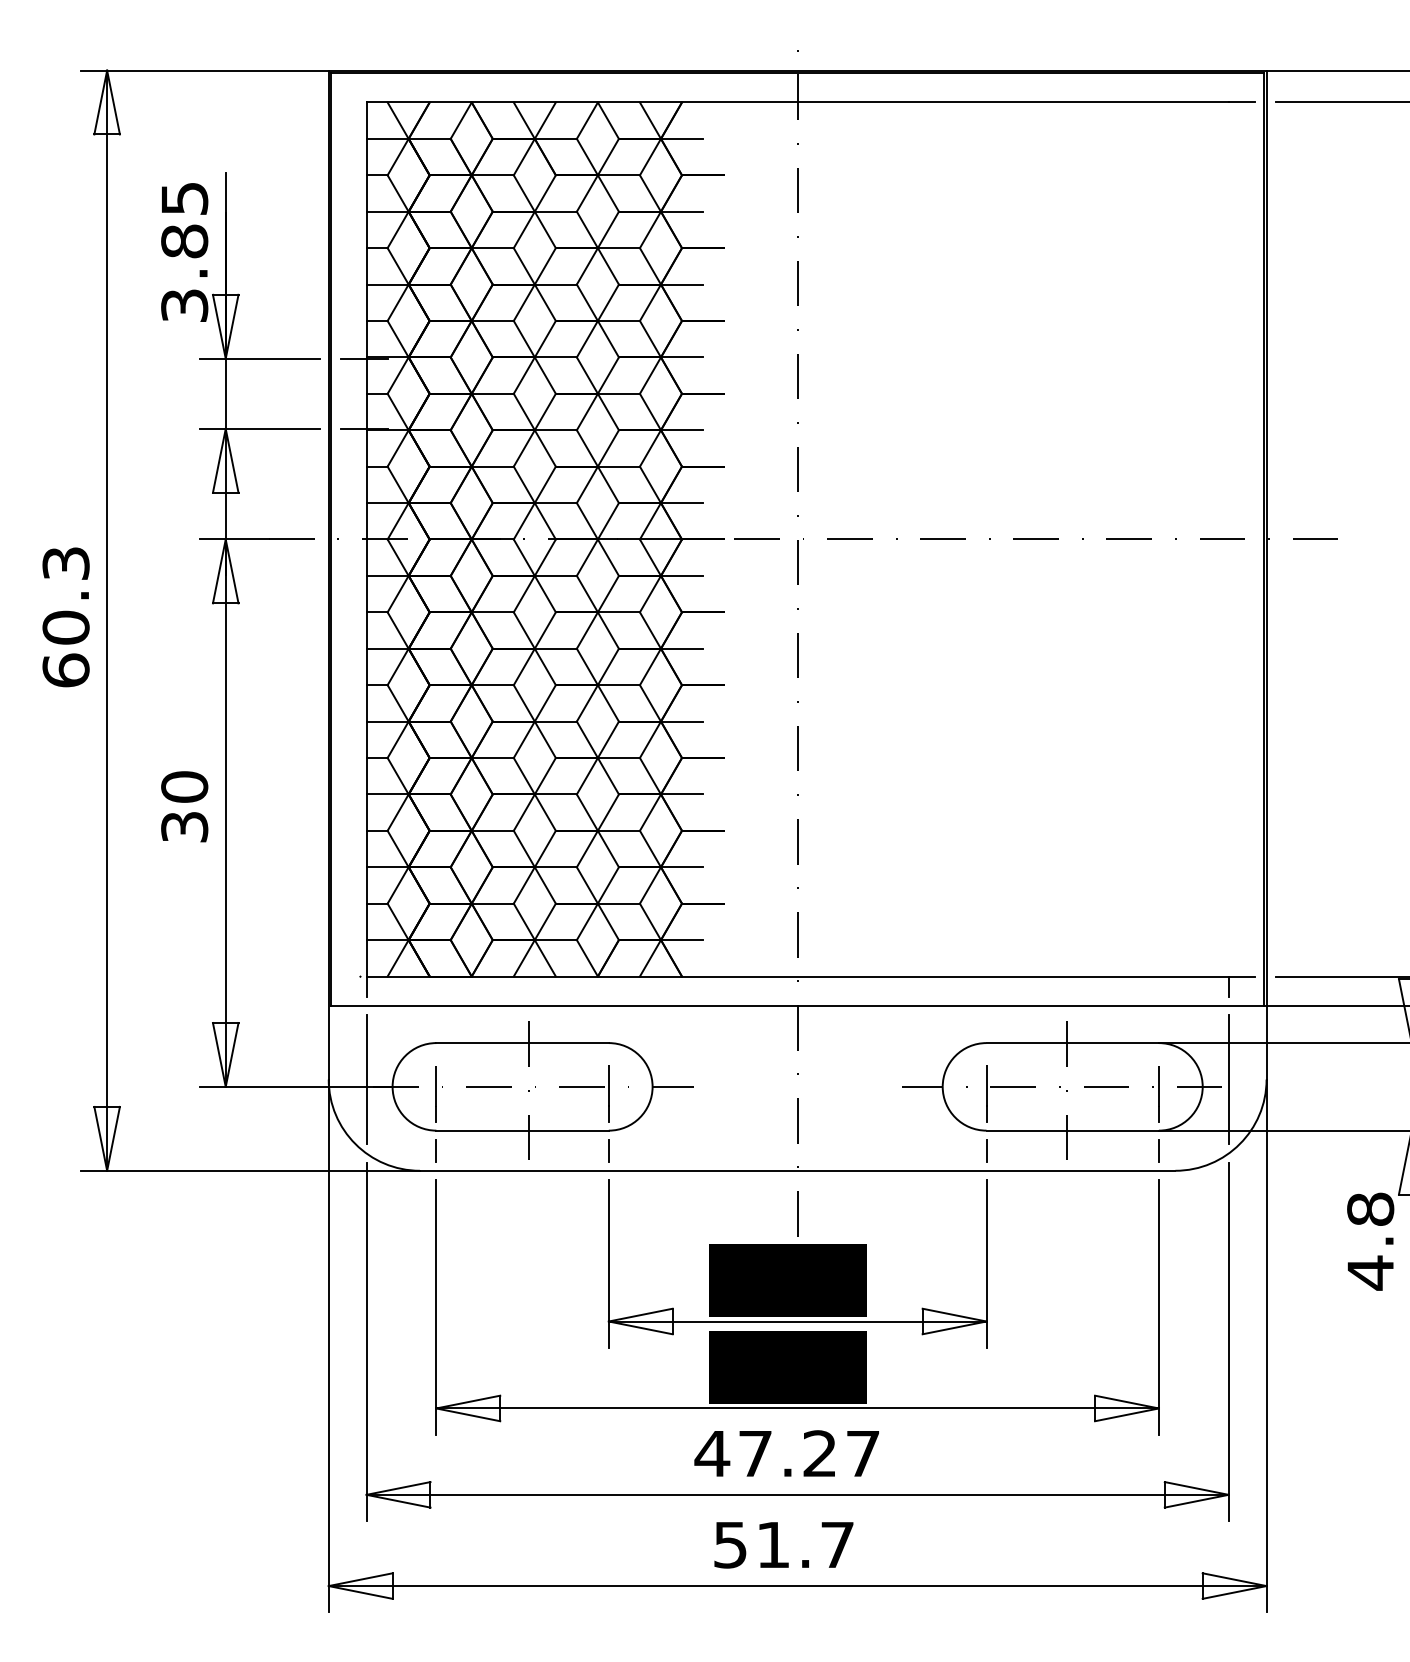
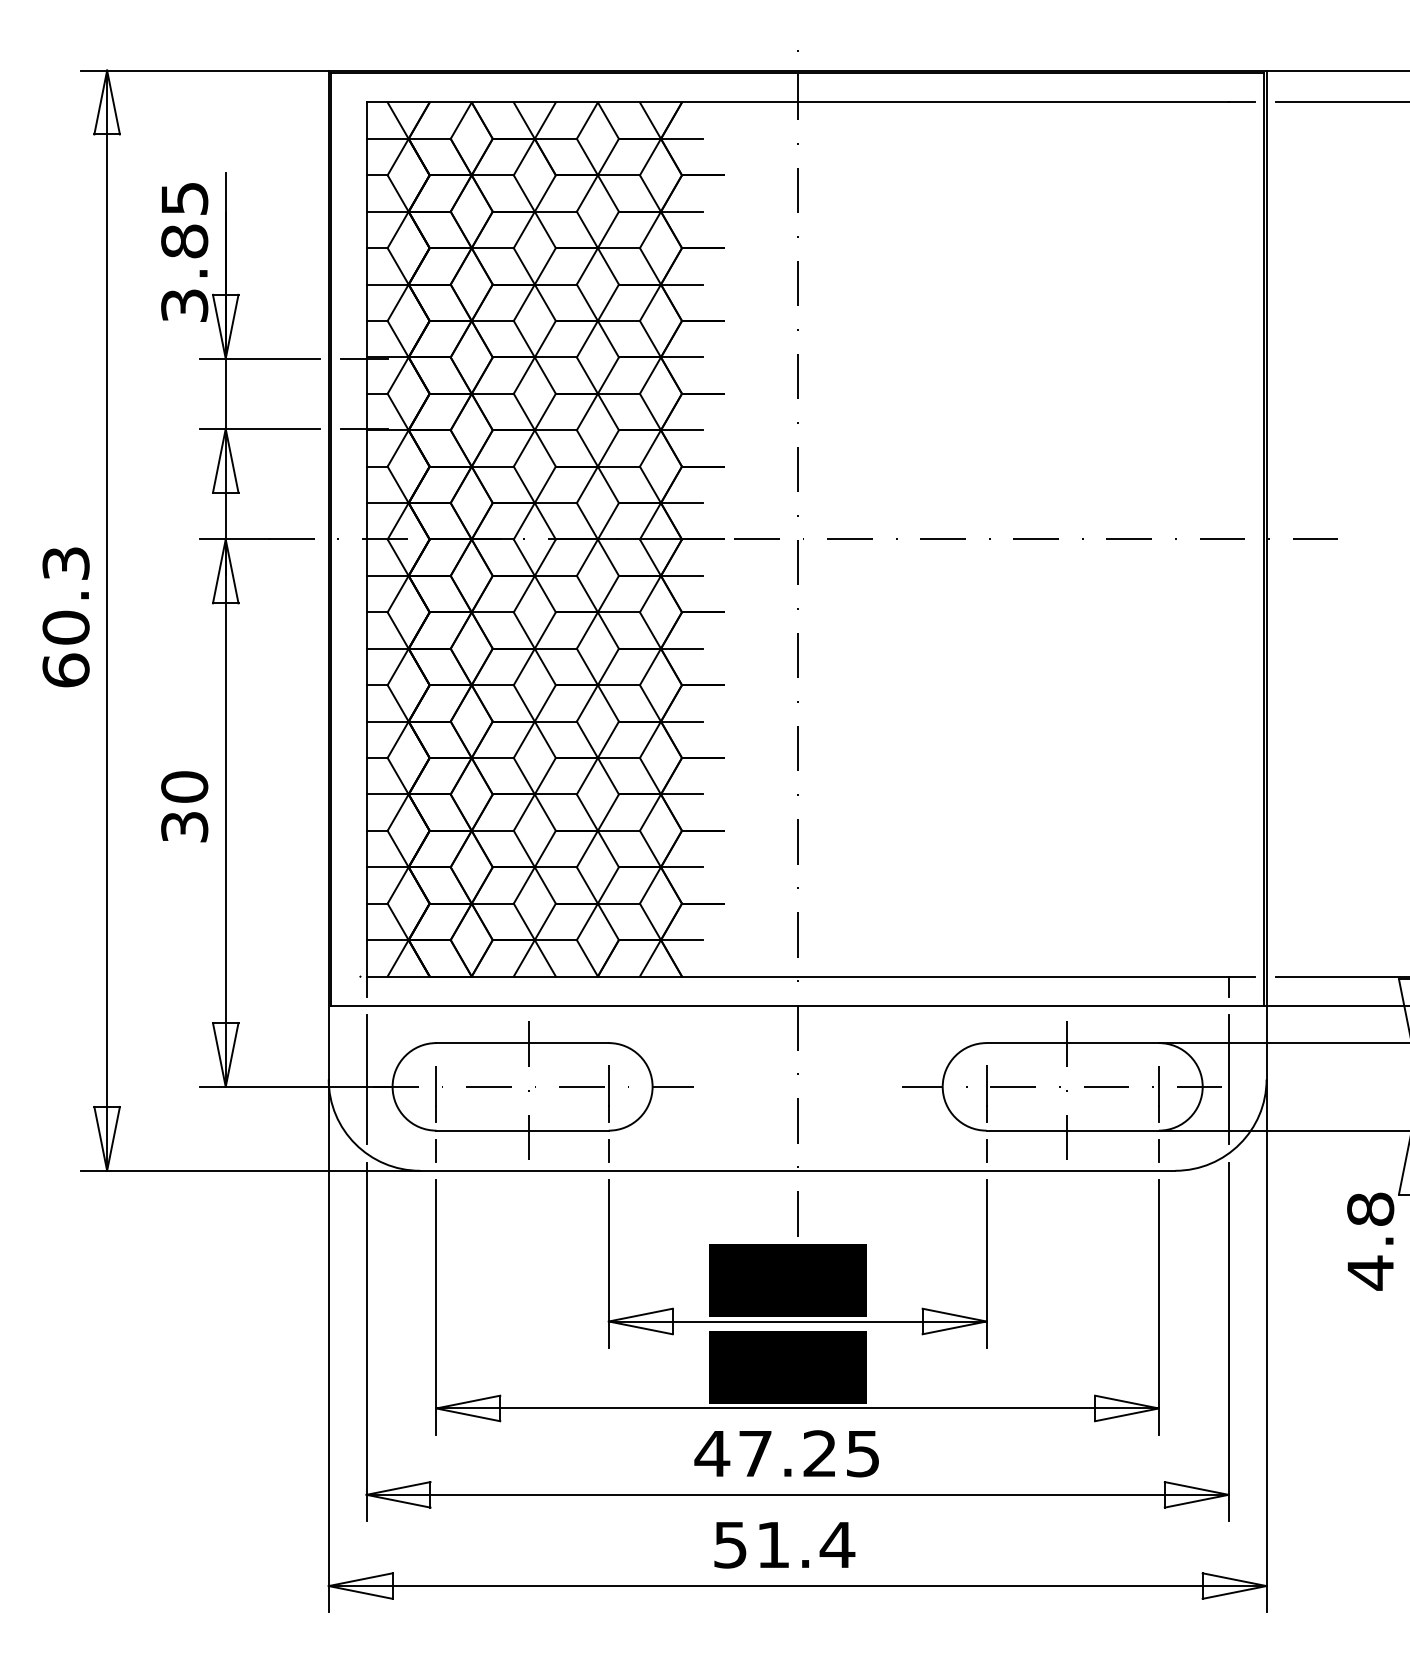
text: 47.27 -> 47.25 (863, 1454)
text: 51.7 -> 51.4 (837, 1544)
